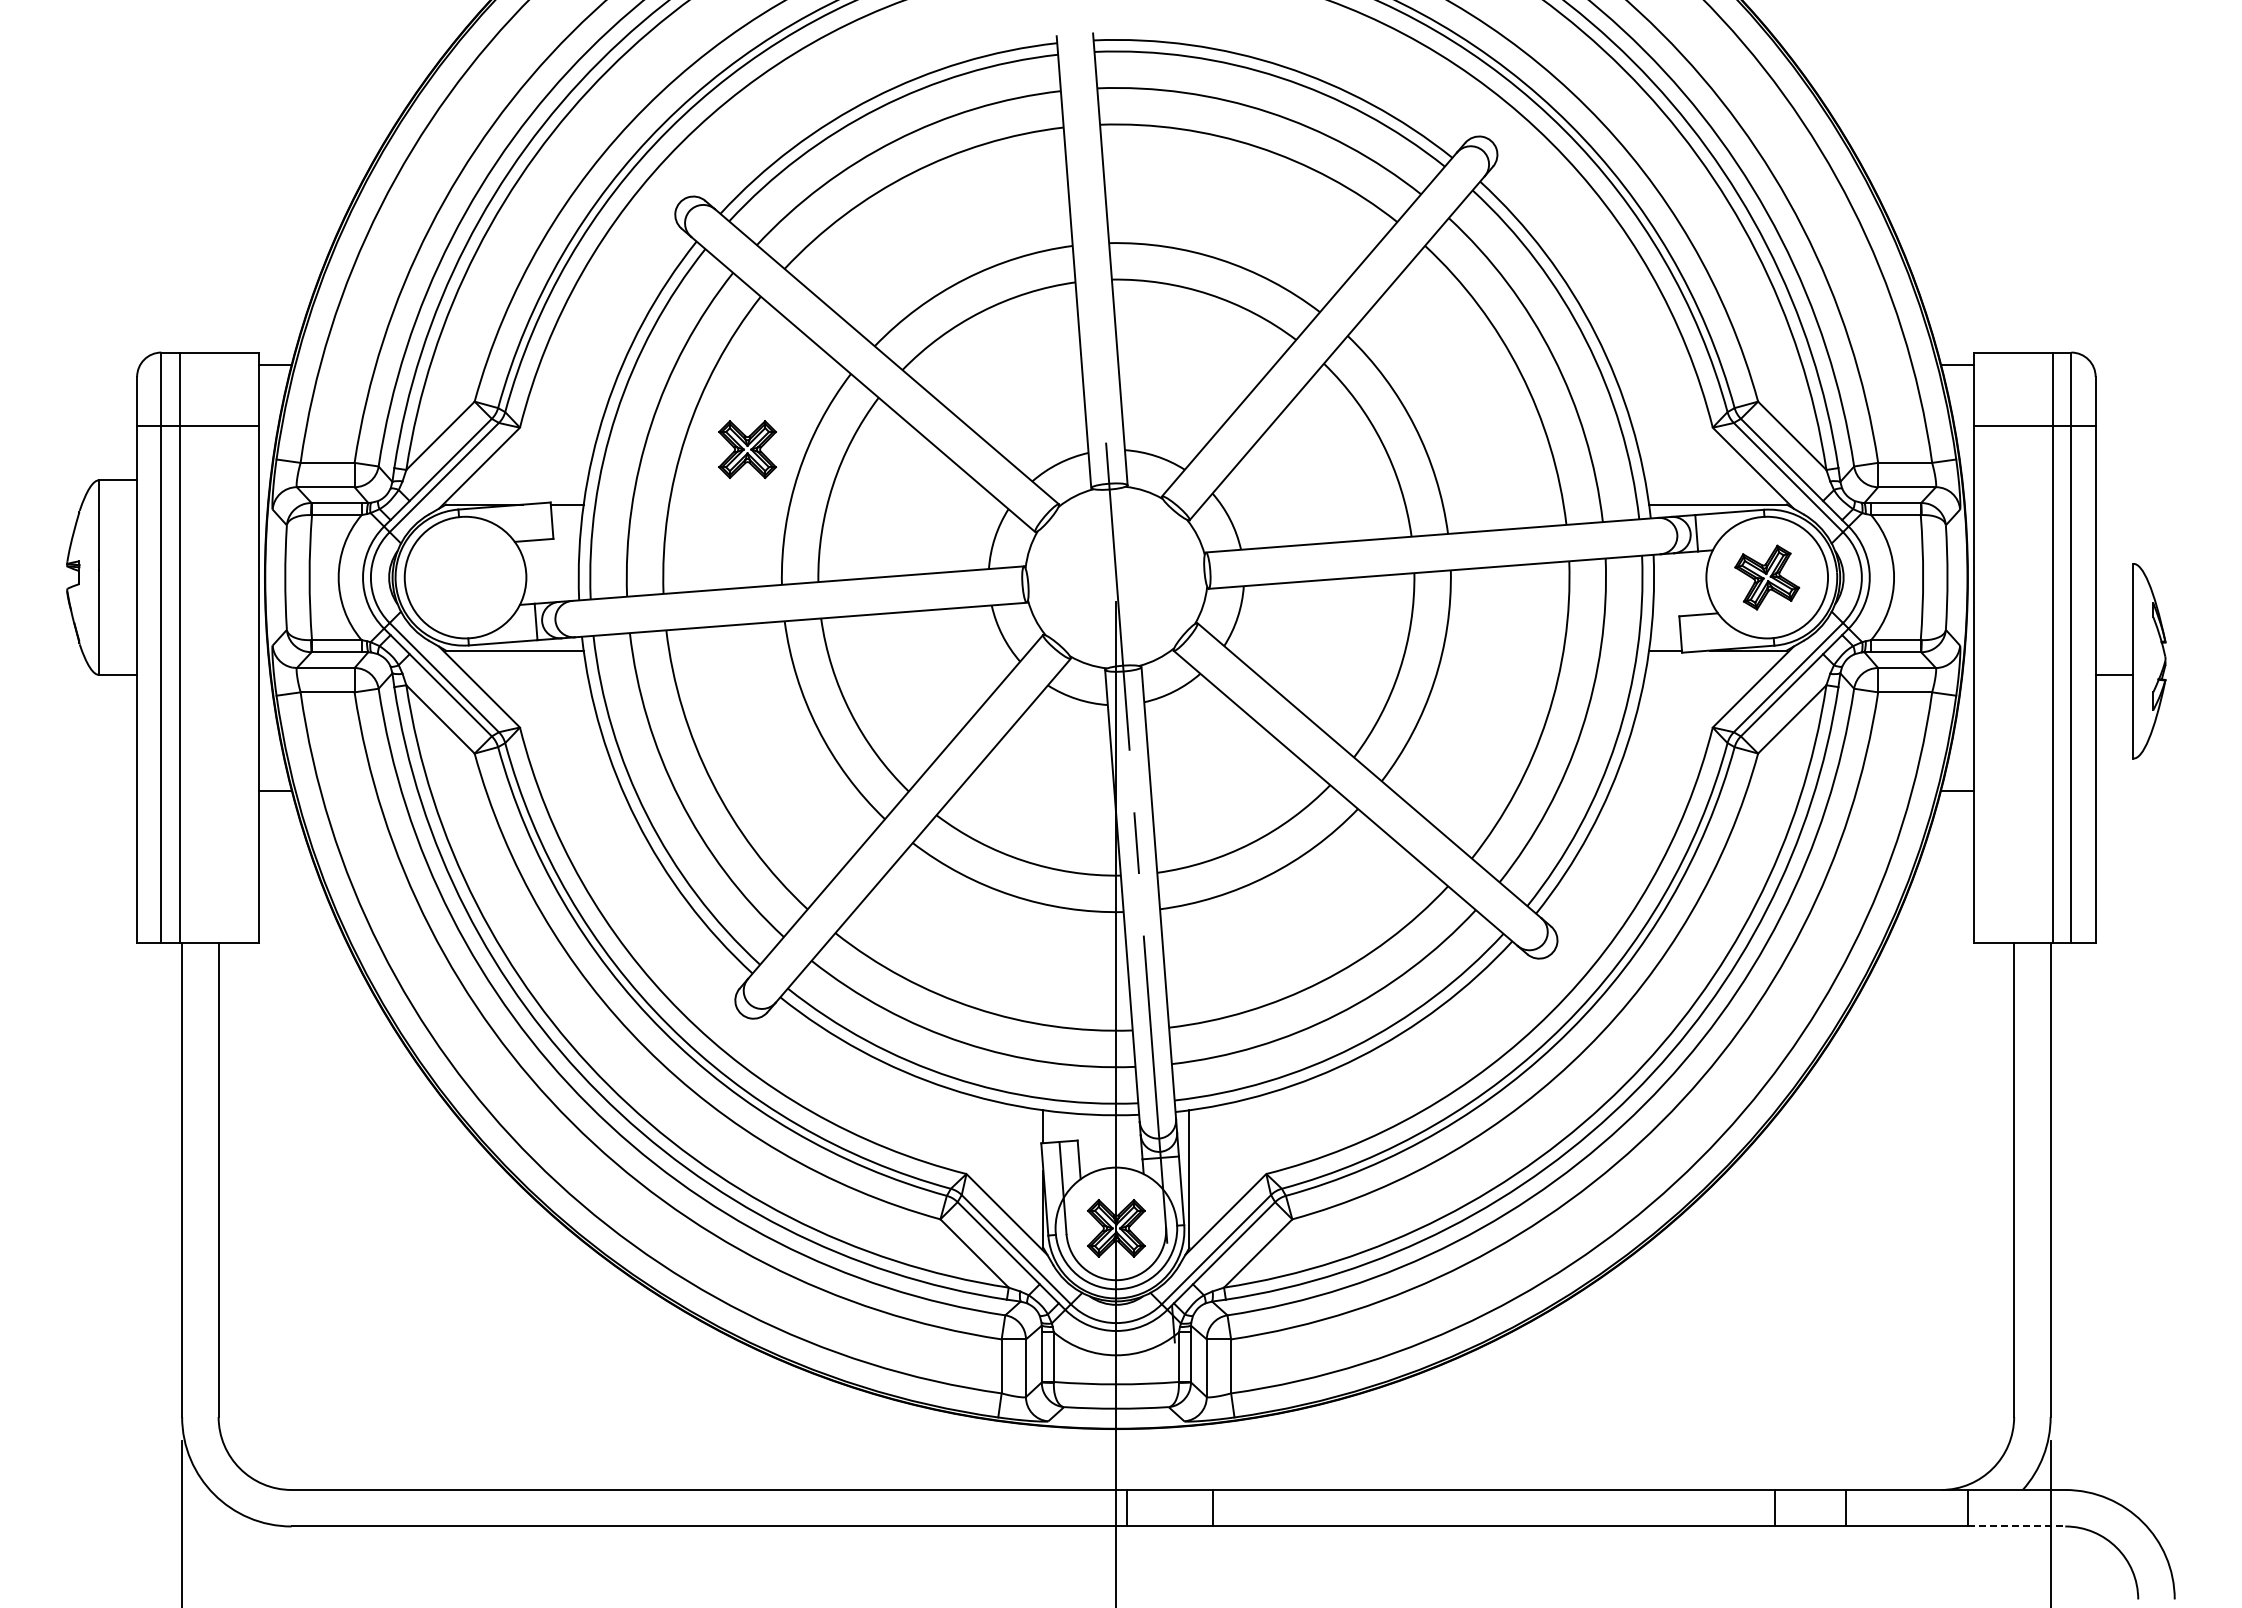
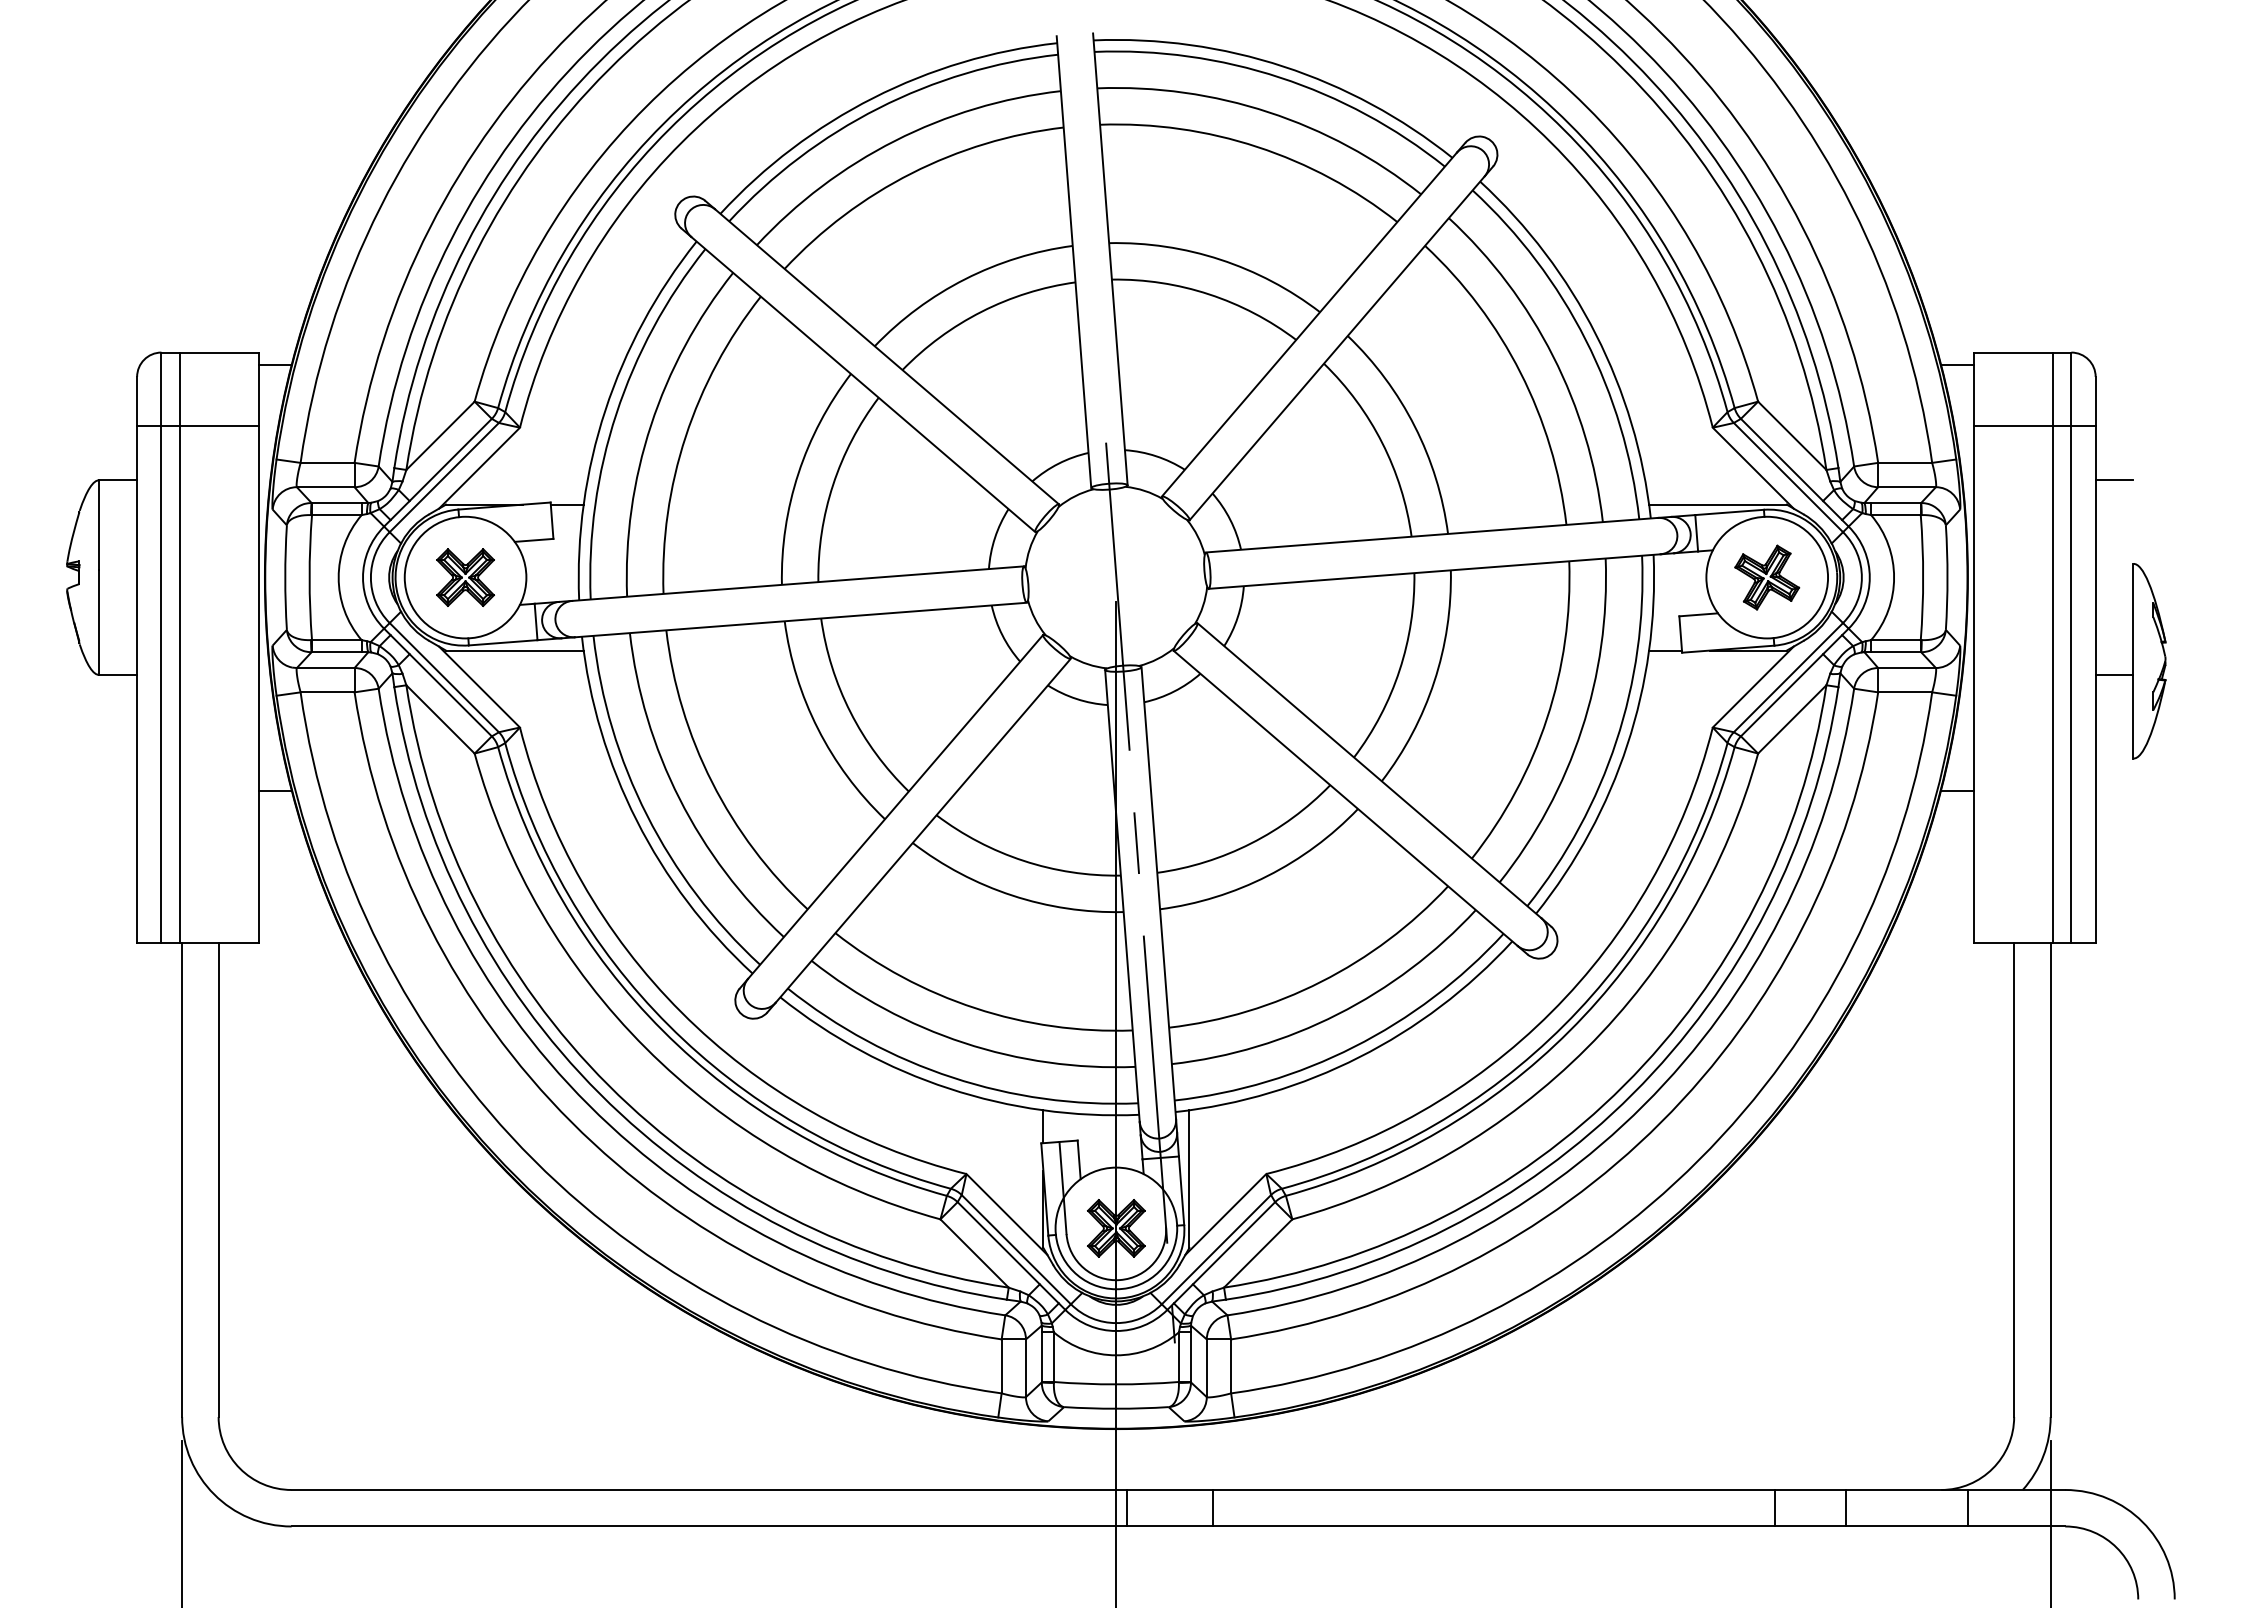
part position: (747, 449) -> (465, 577) (465, 577)
line: none -> present (2114, 480)
line: dashed -> solid (2016, 1526)
